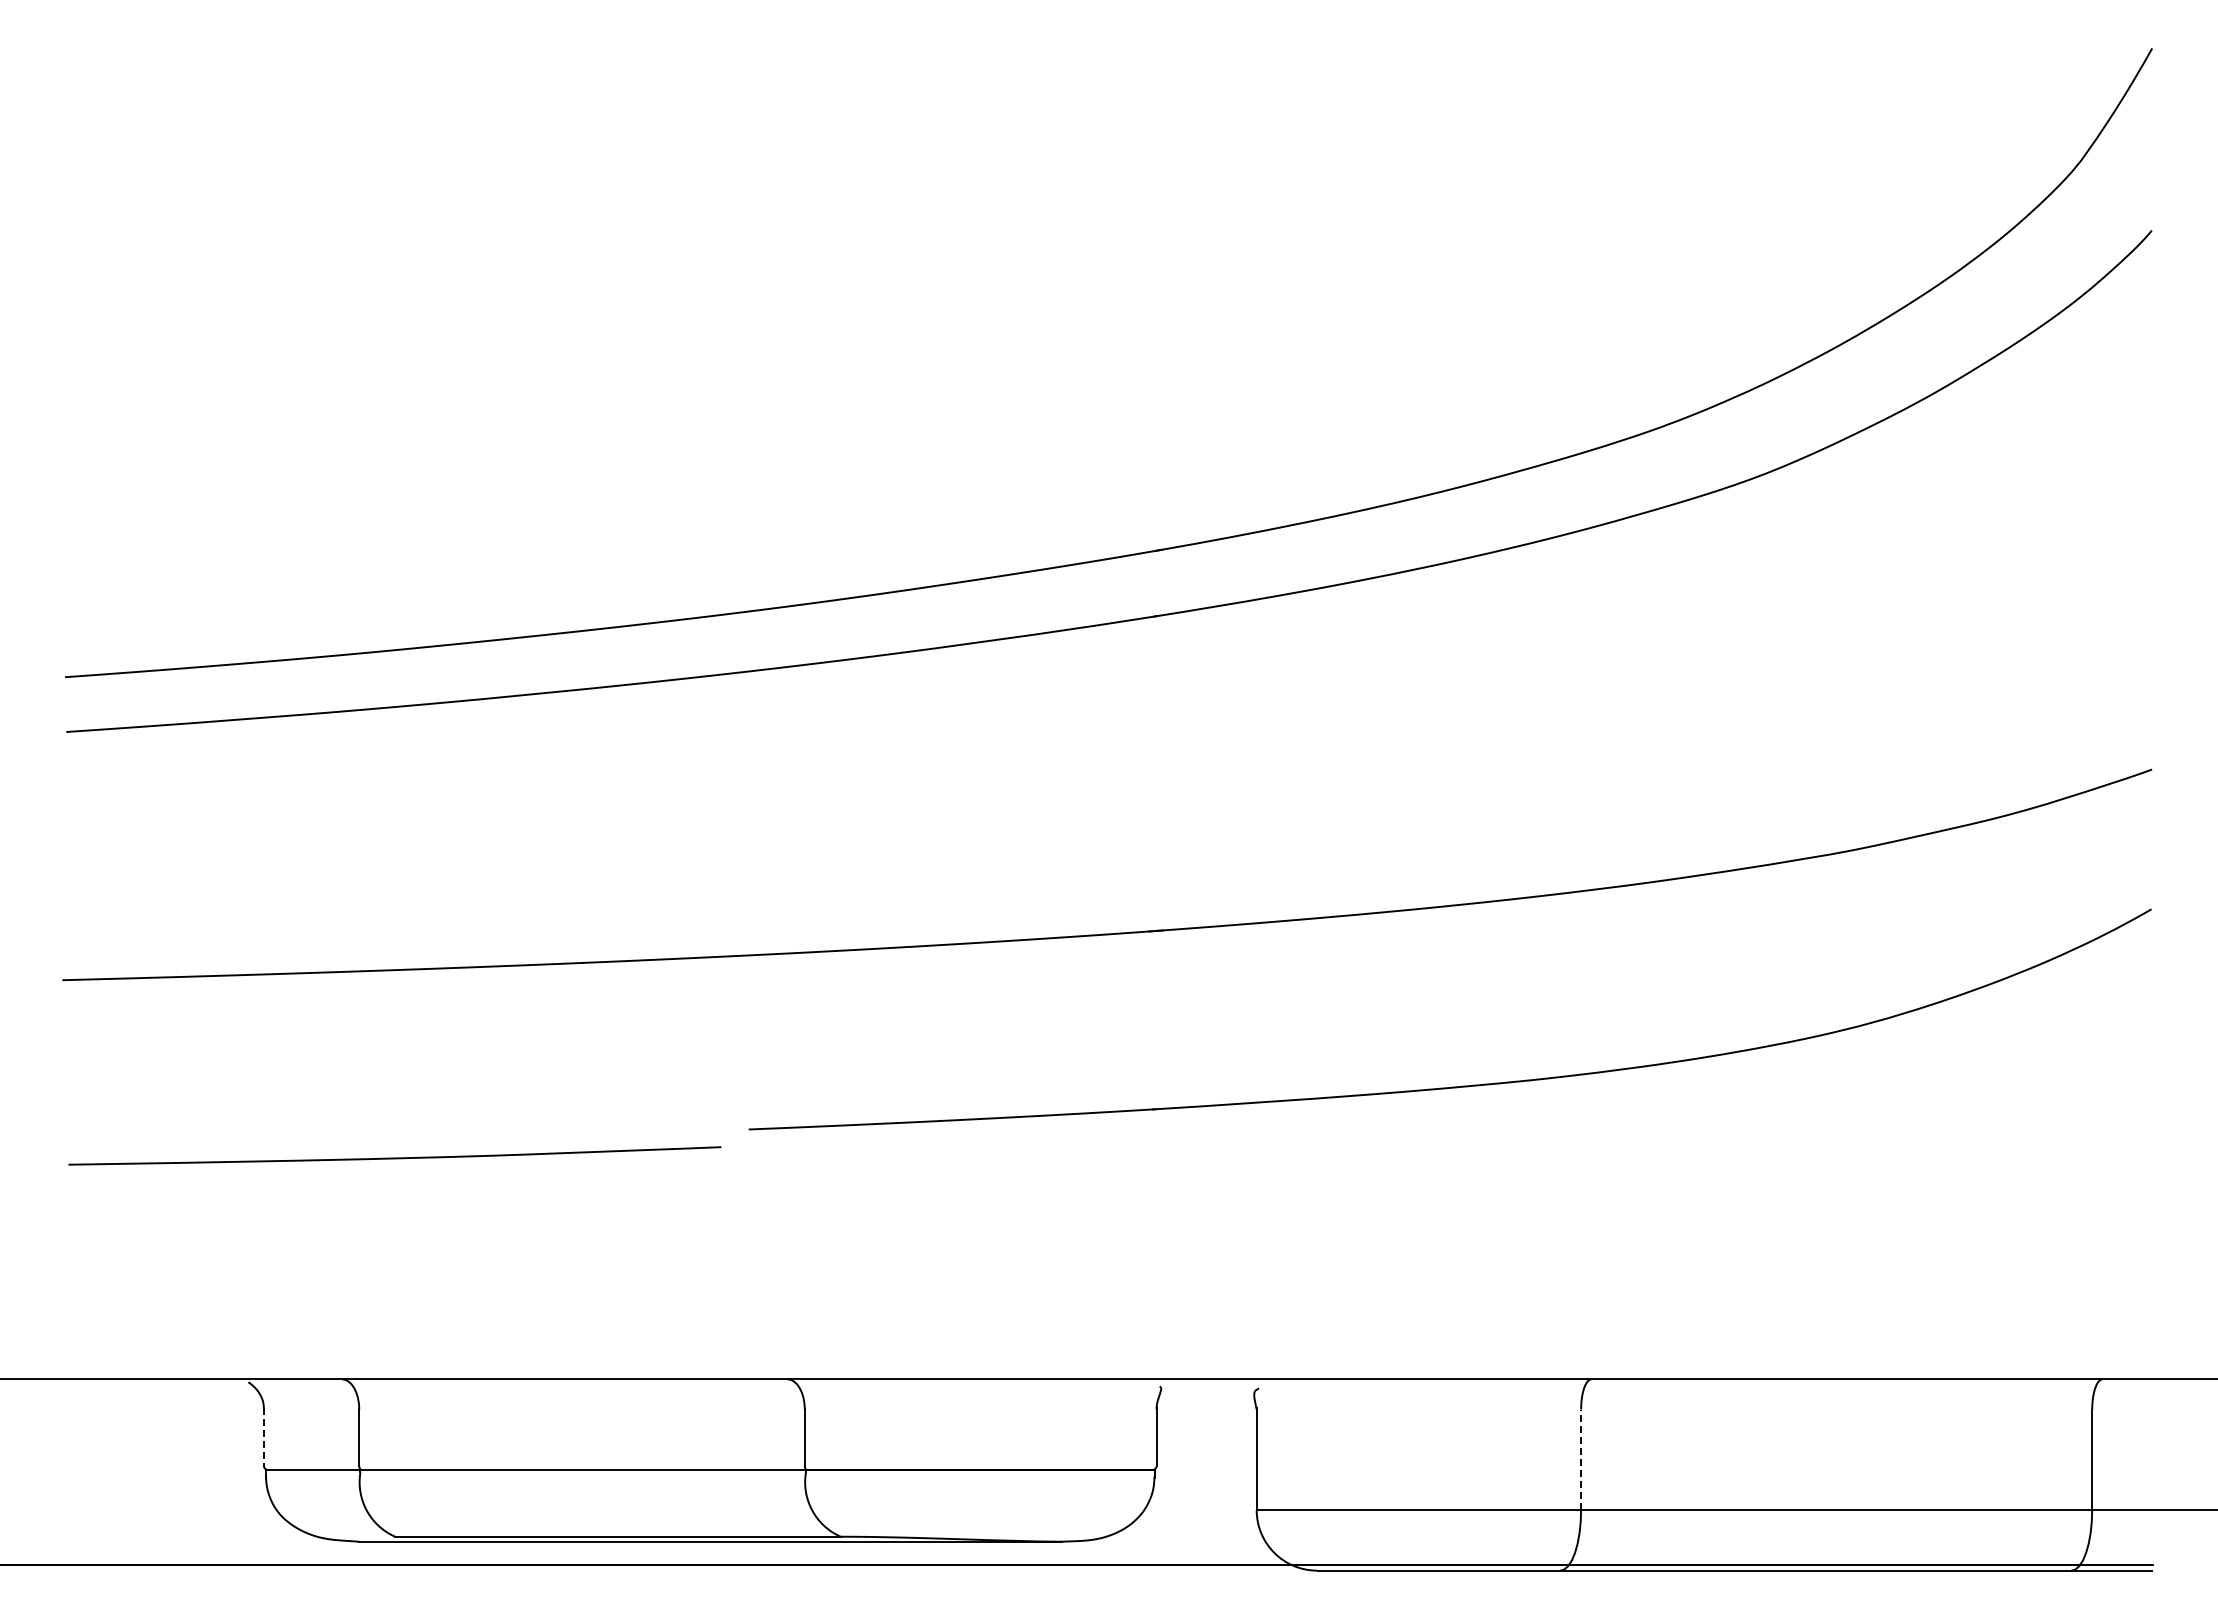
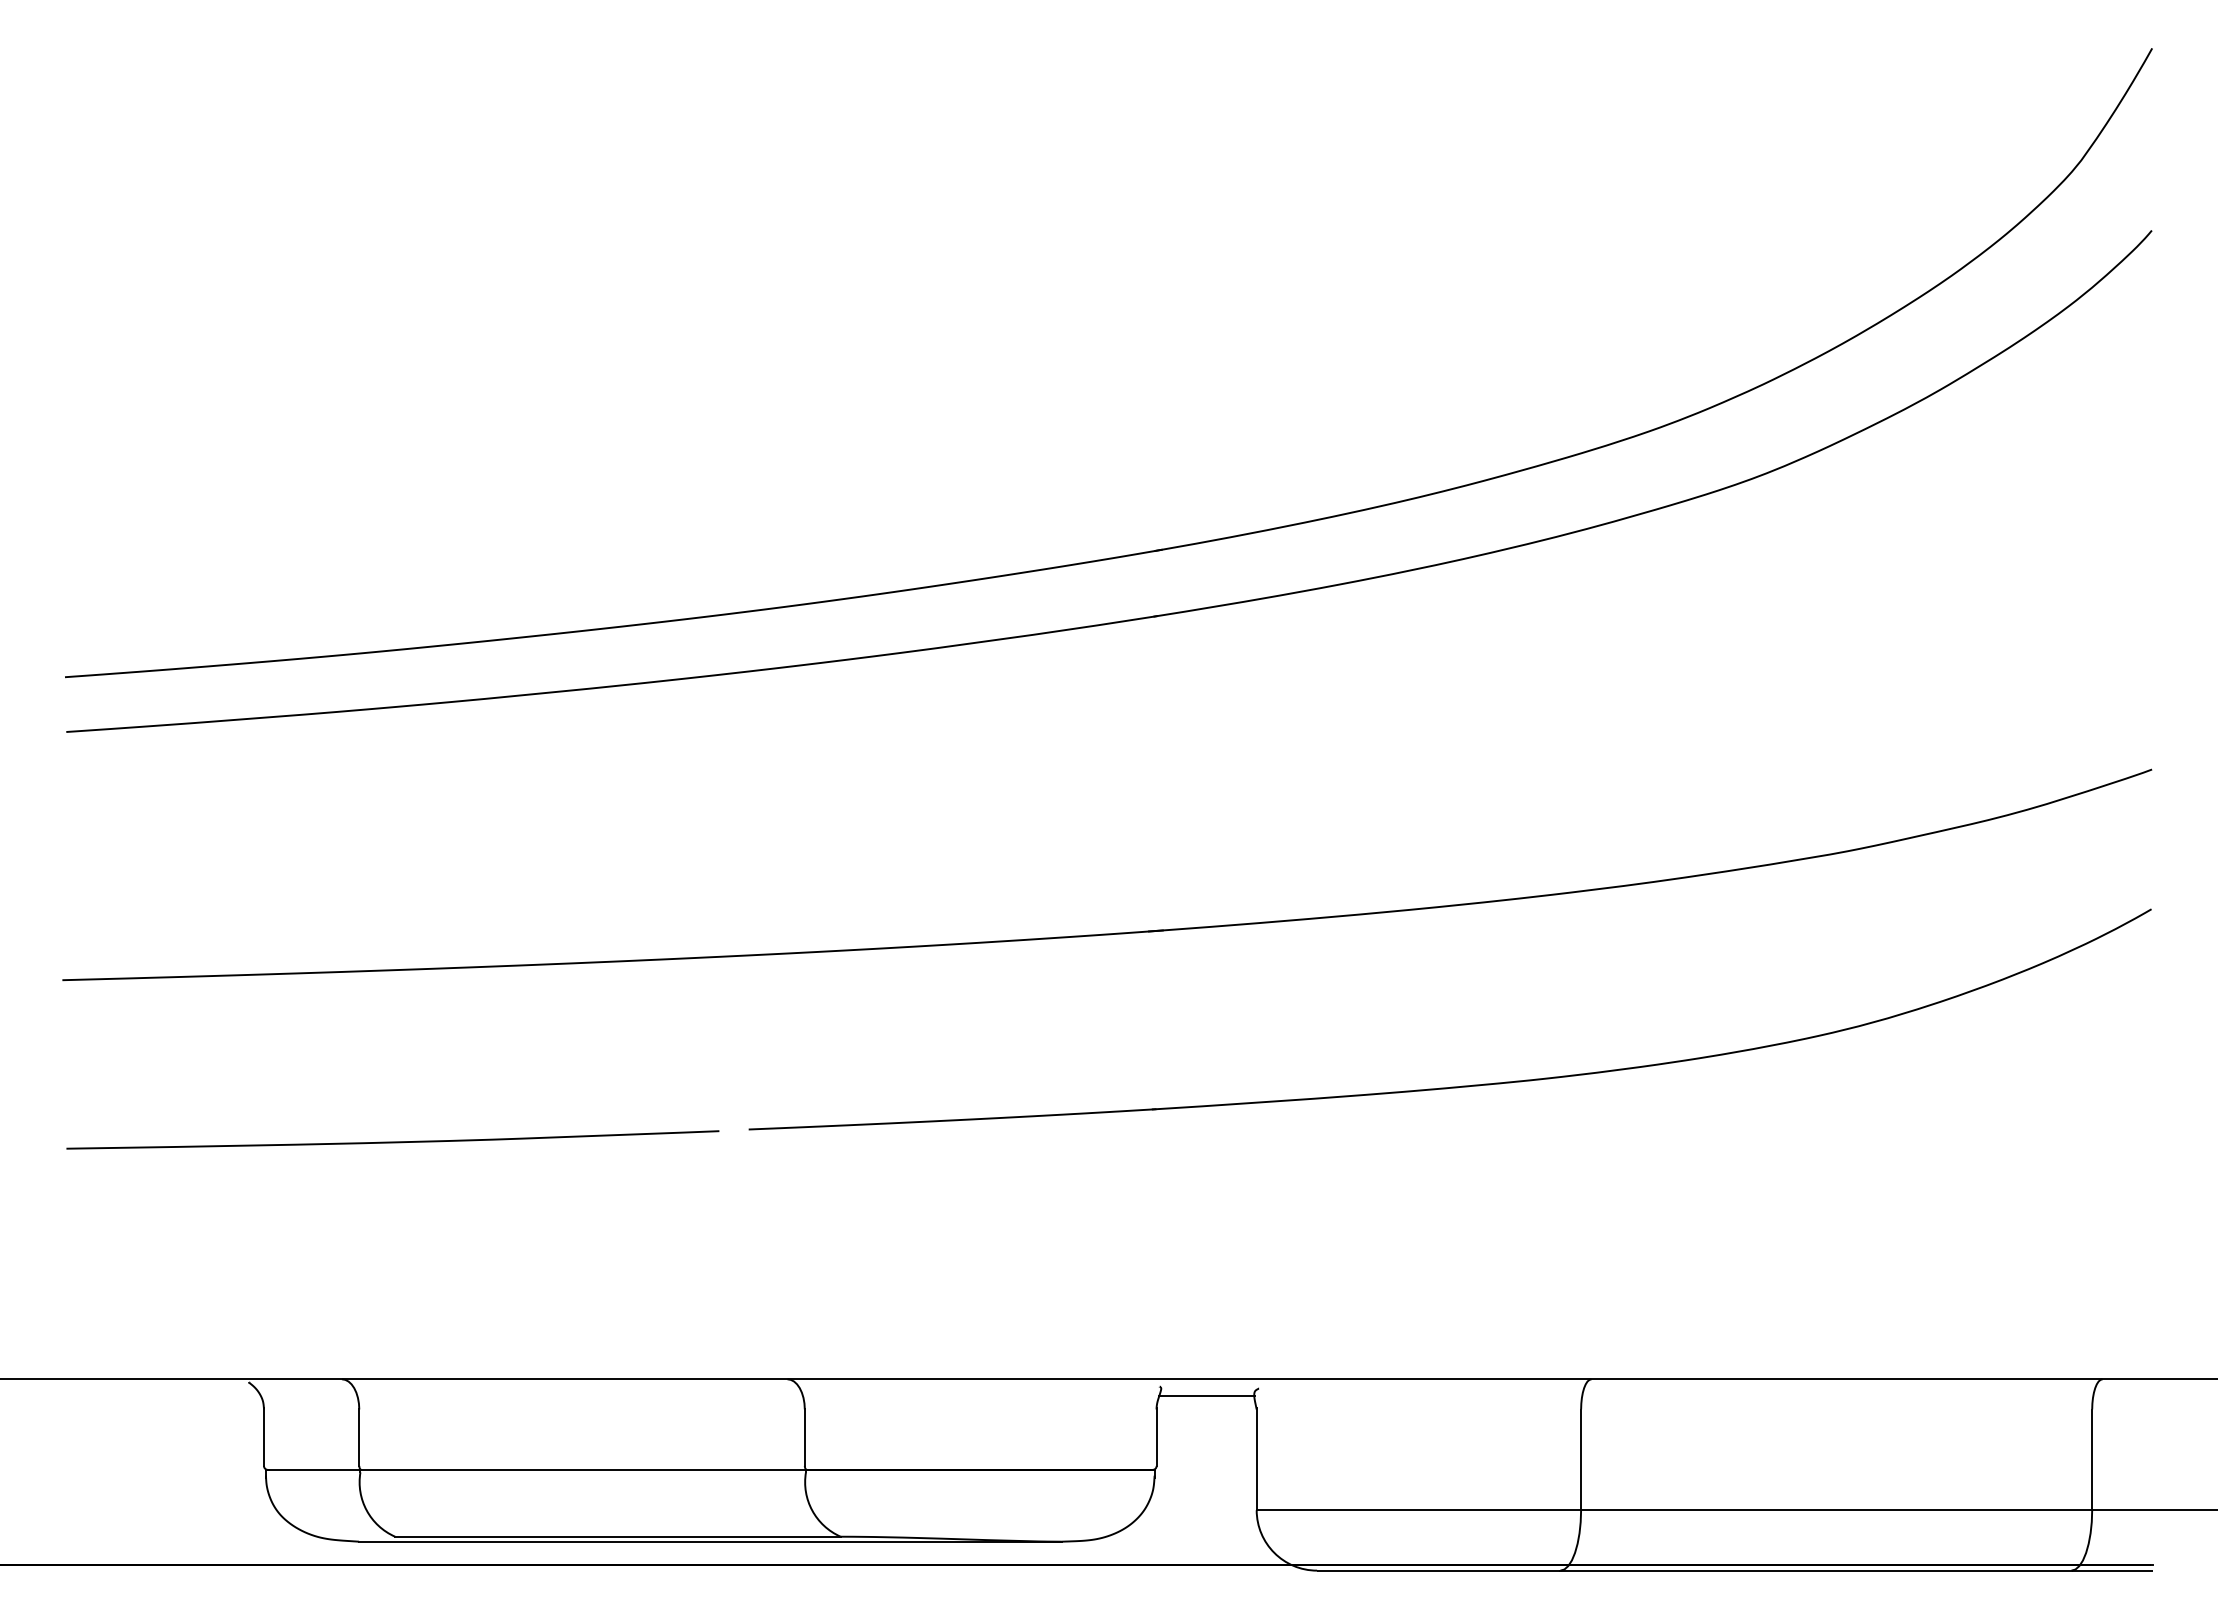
curve position: (394, 1157) -> (392, 1141) (392, 1141)
line: none -> present (1207, 1396)
line: dashed -> solid (263, 1437)
line: dashed -> solid (1581, 1459)
